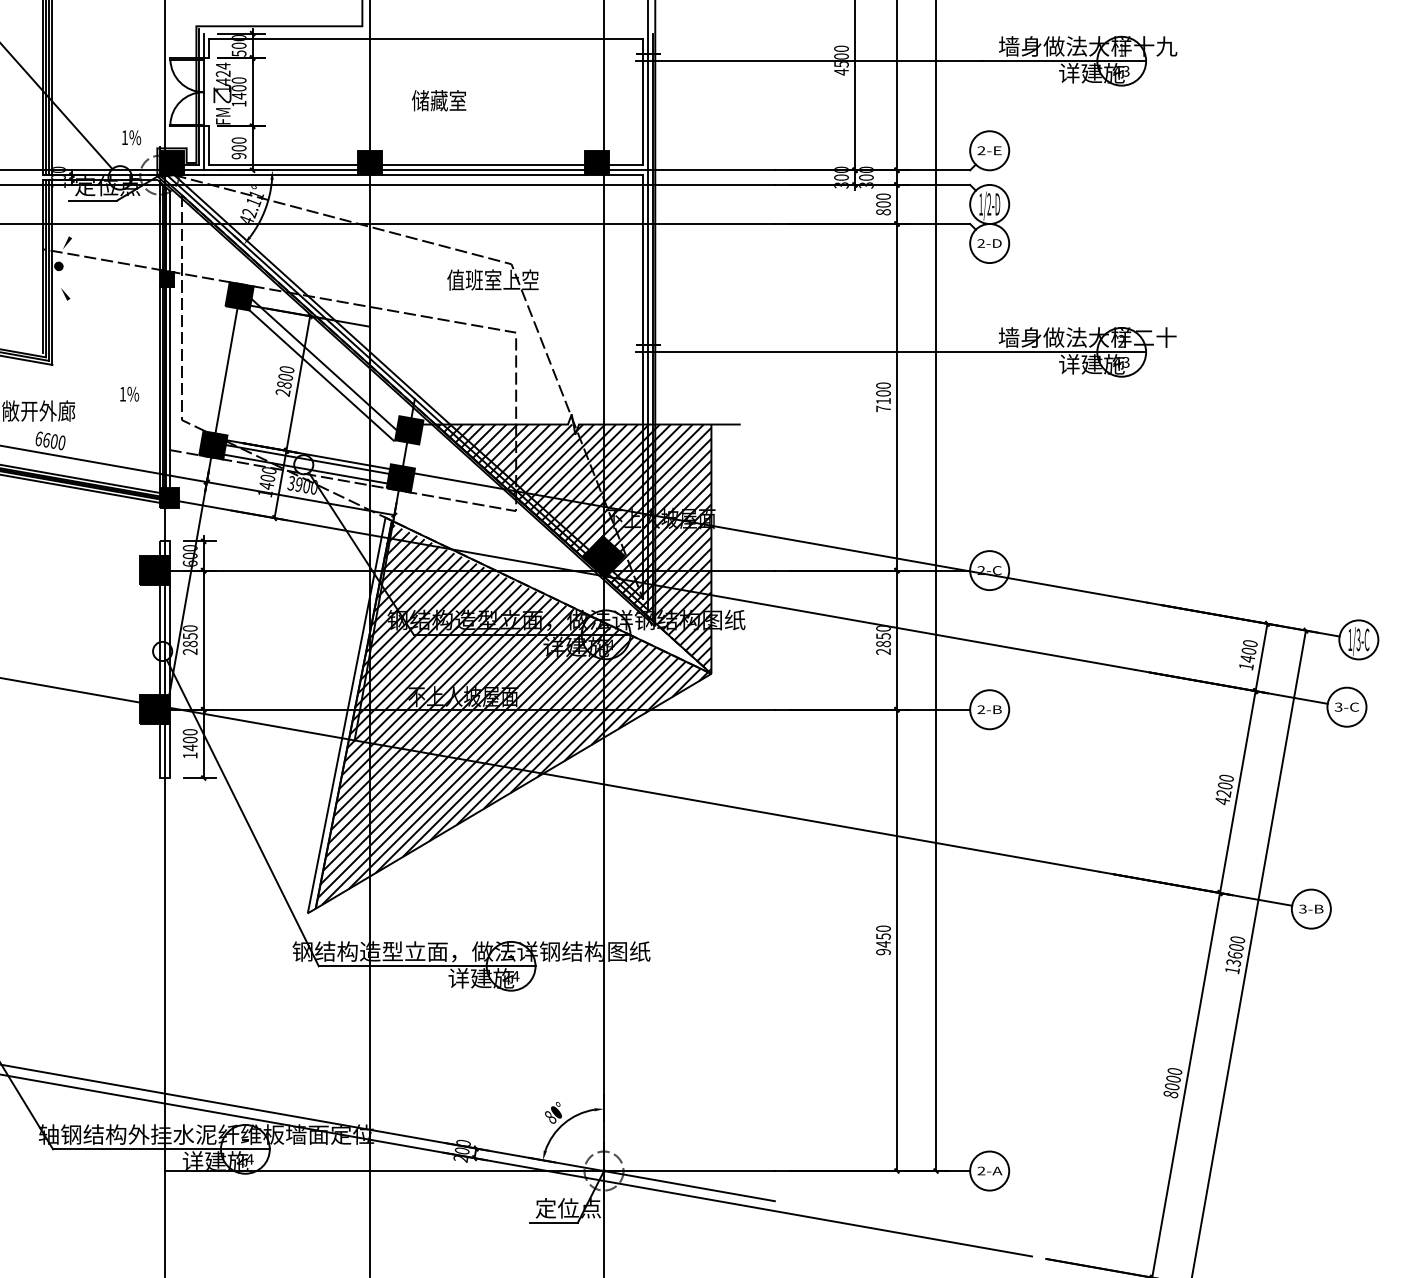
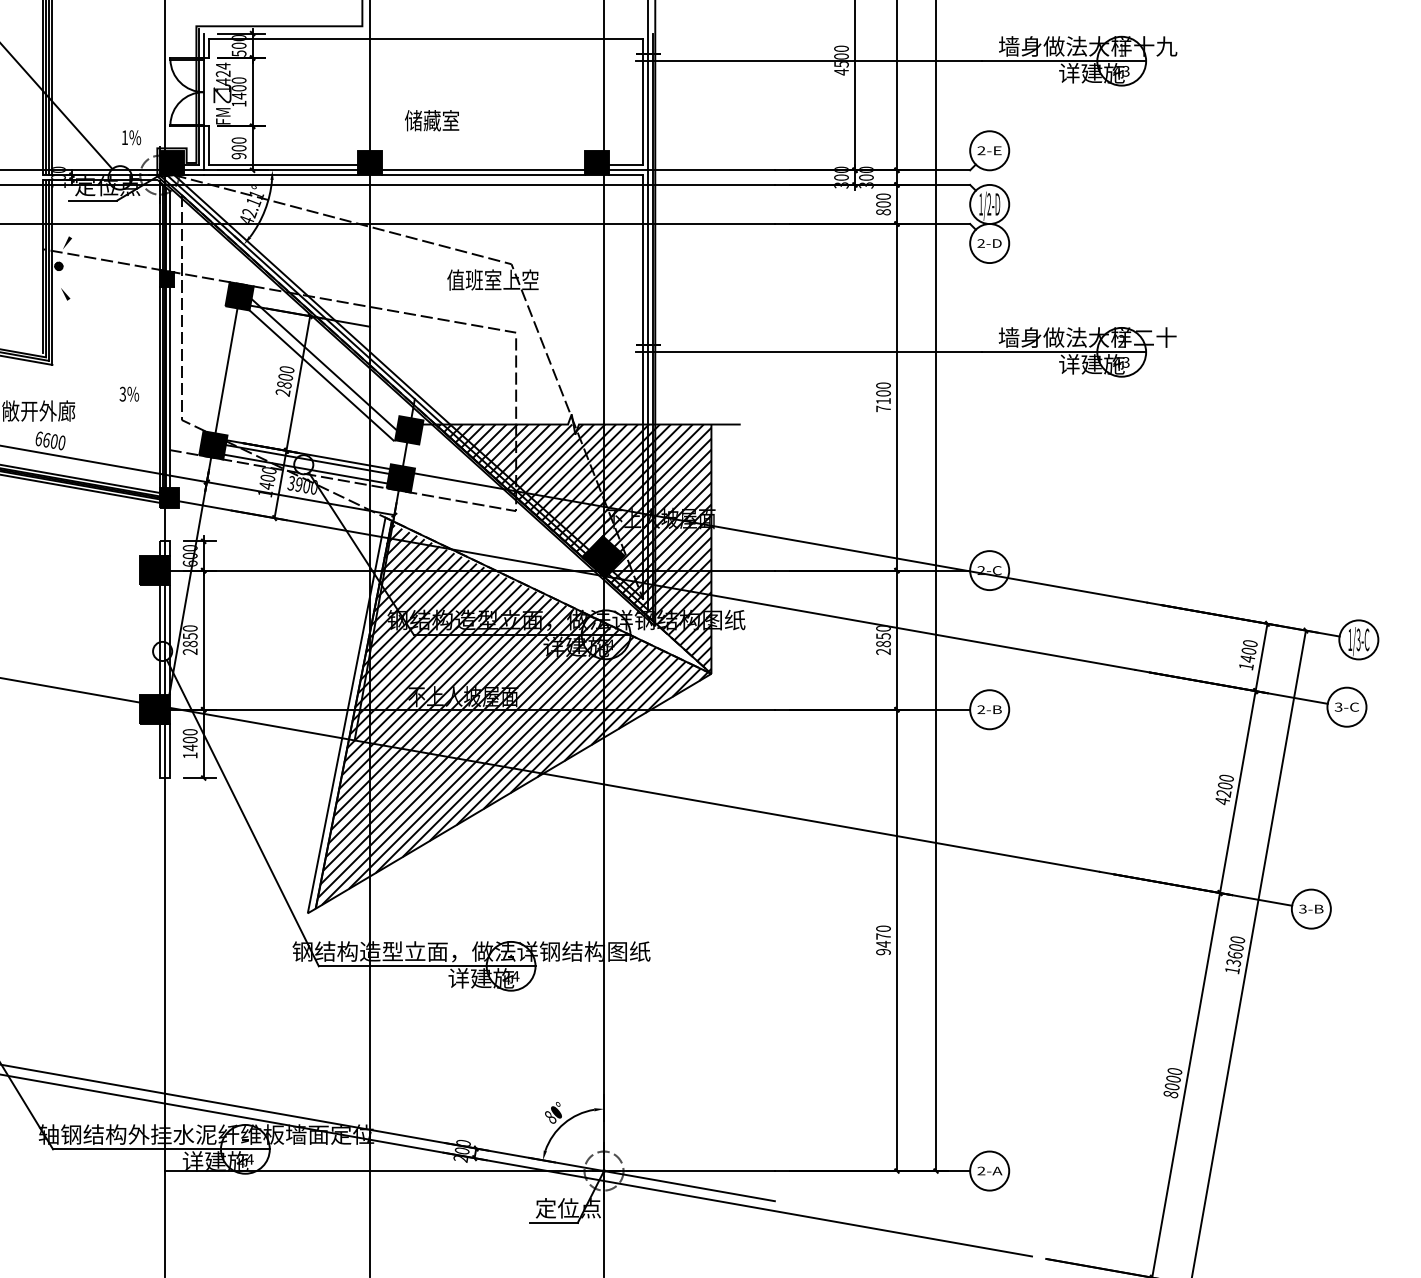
text position: (439, 100) -> (432, 120) (432, 120)
line: present -> none (482, 165)
text: 1% -> 3% (122, 393)
text: 9450 -> 9470 (883, 936)
